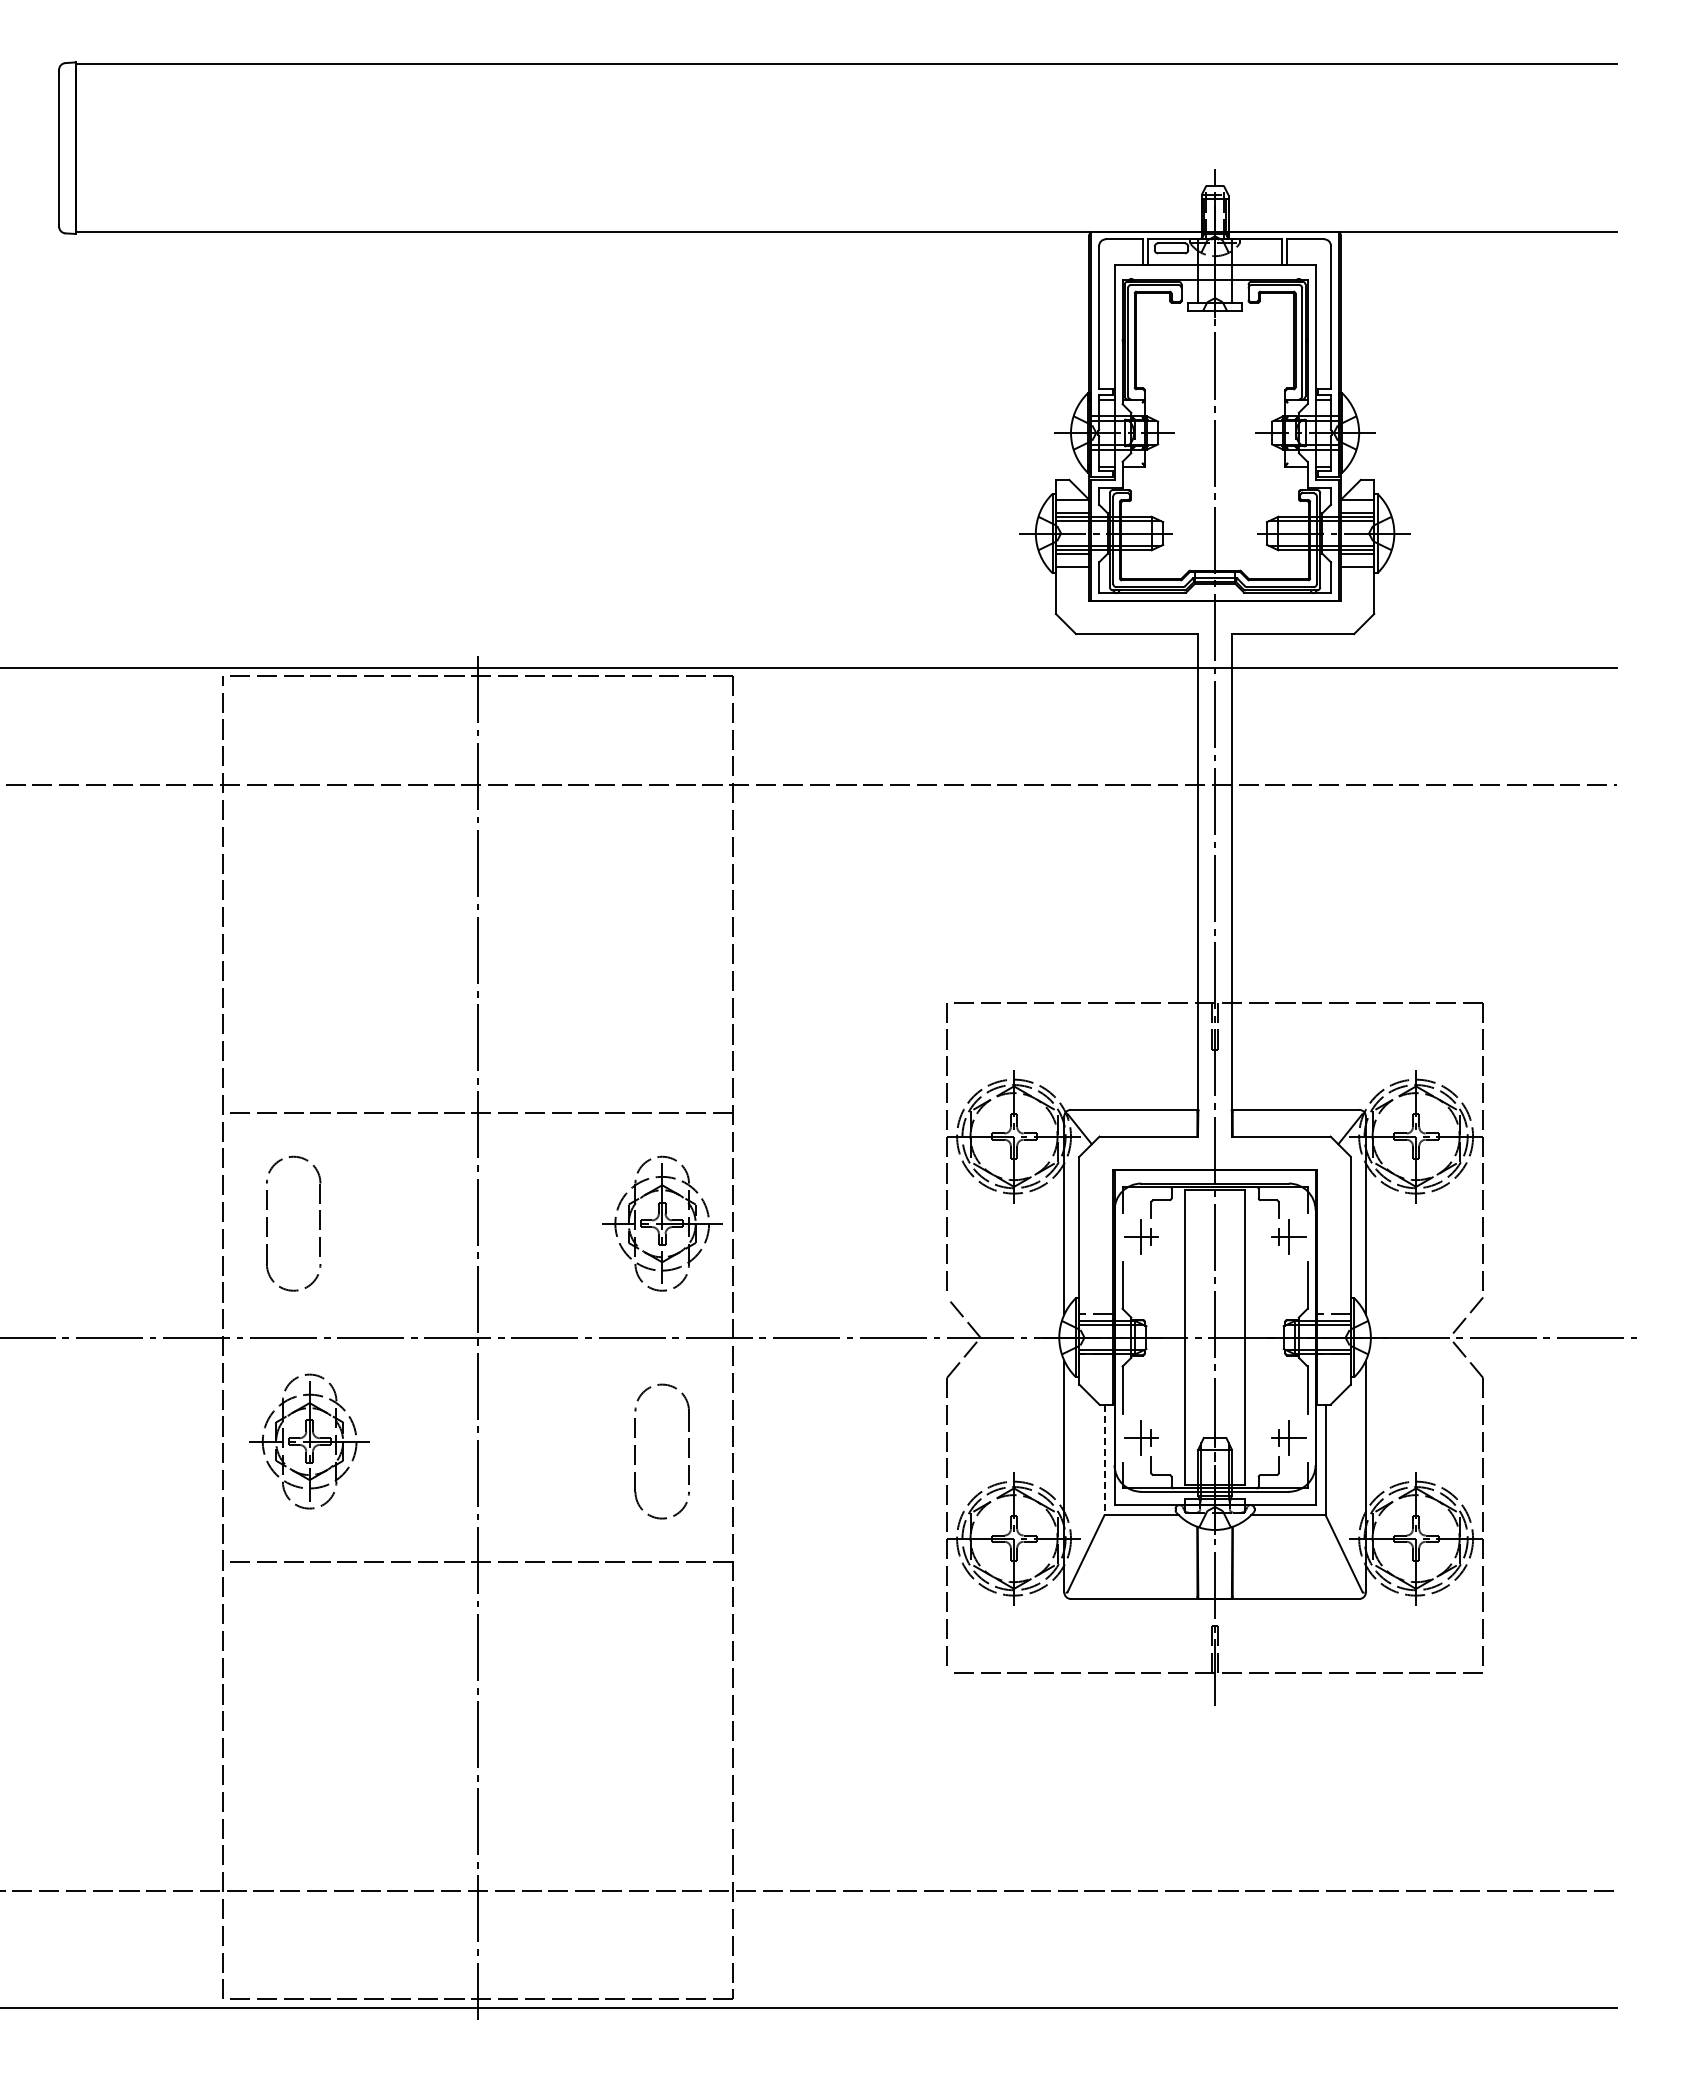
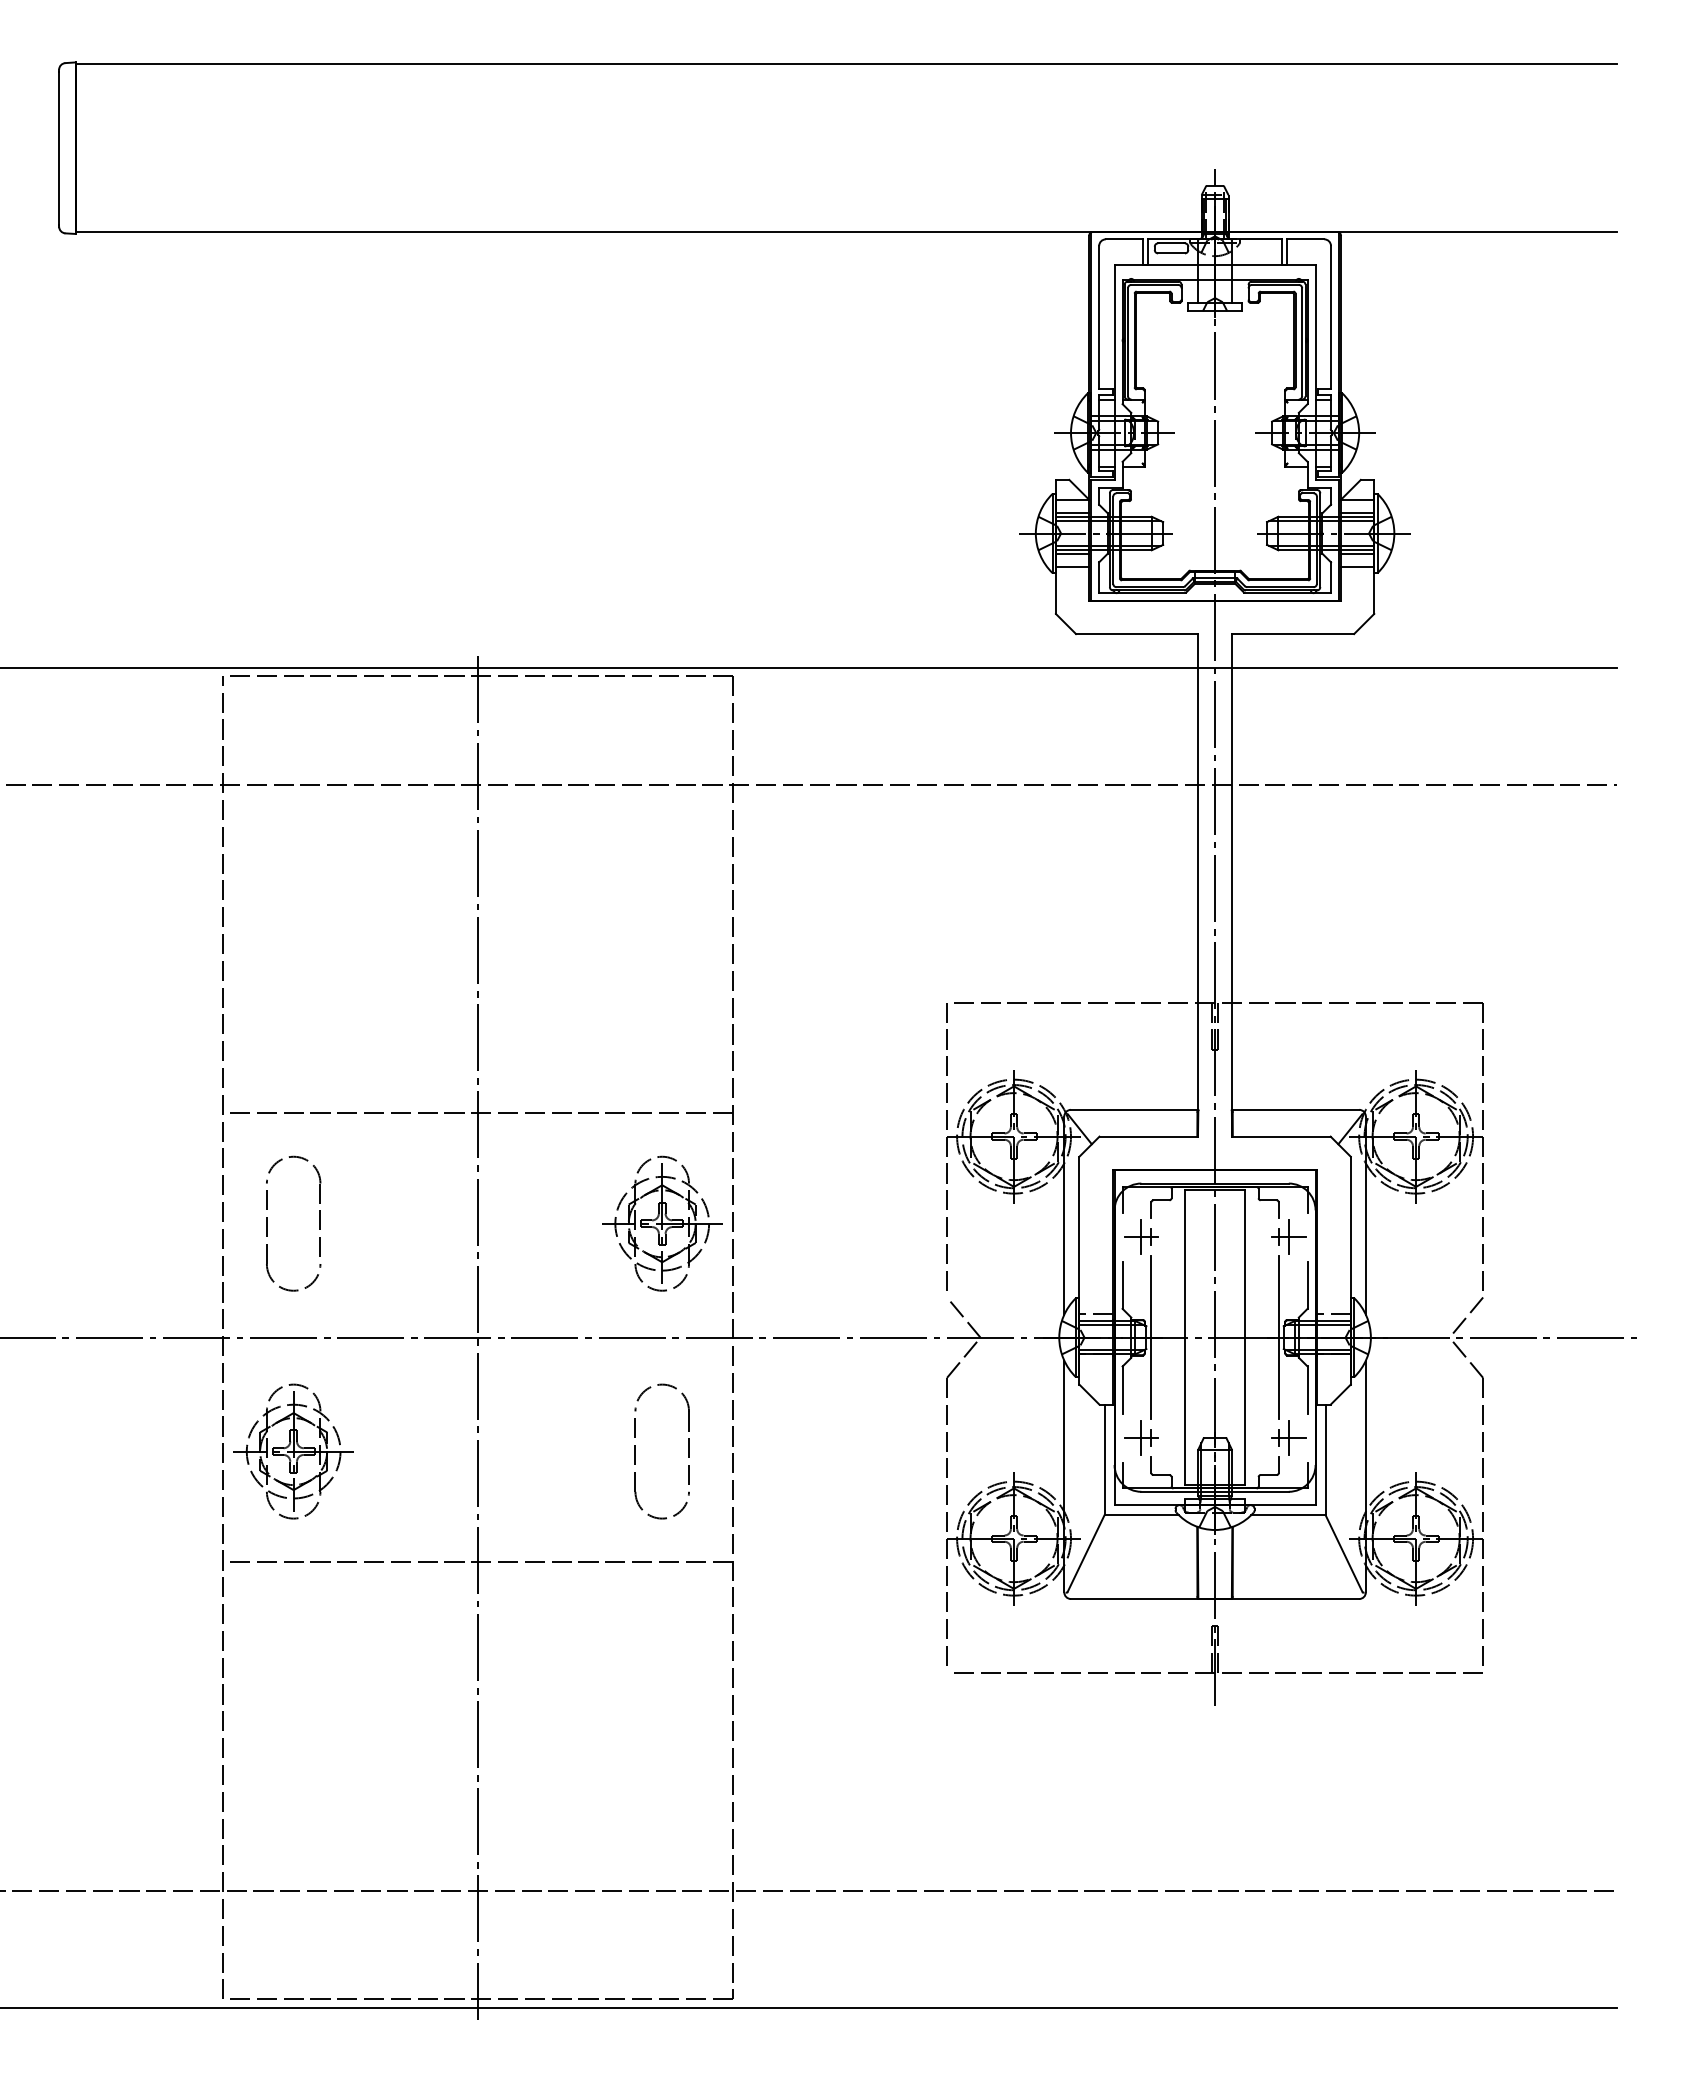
line: none -> present (1151, 1337)
line: none -> present (1278, 1337)
part position: (309, 1441) -> (293, 1451) (293, 1451)
line: dashed -> solid (1104, 1460)
